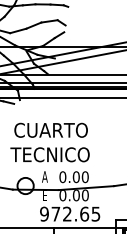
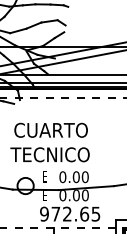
line: solid -> dashed (63, 97)
text: A -> E (44, 176)
line: solid -> dashed (63, 227)
